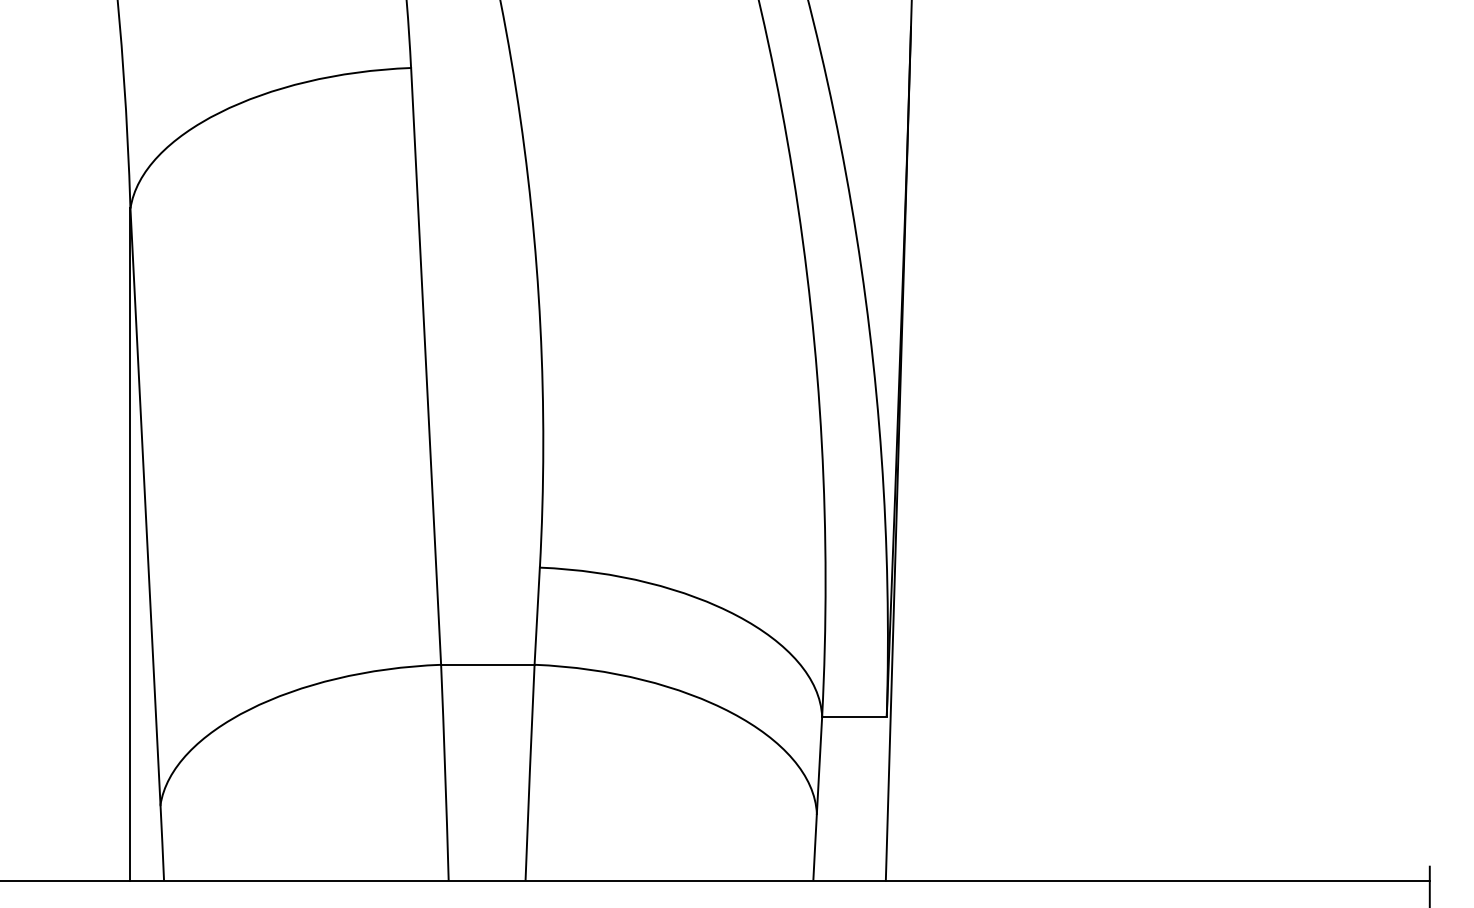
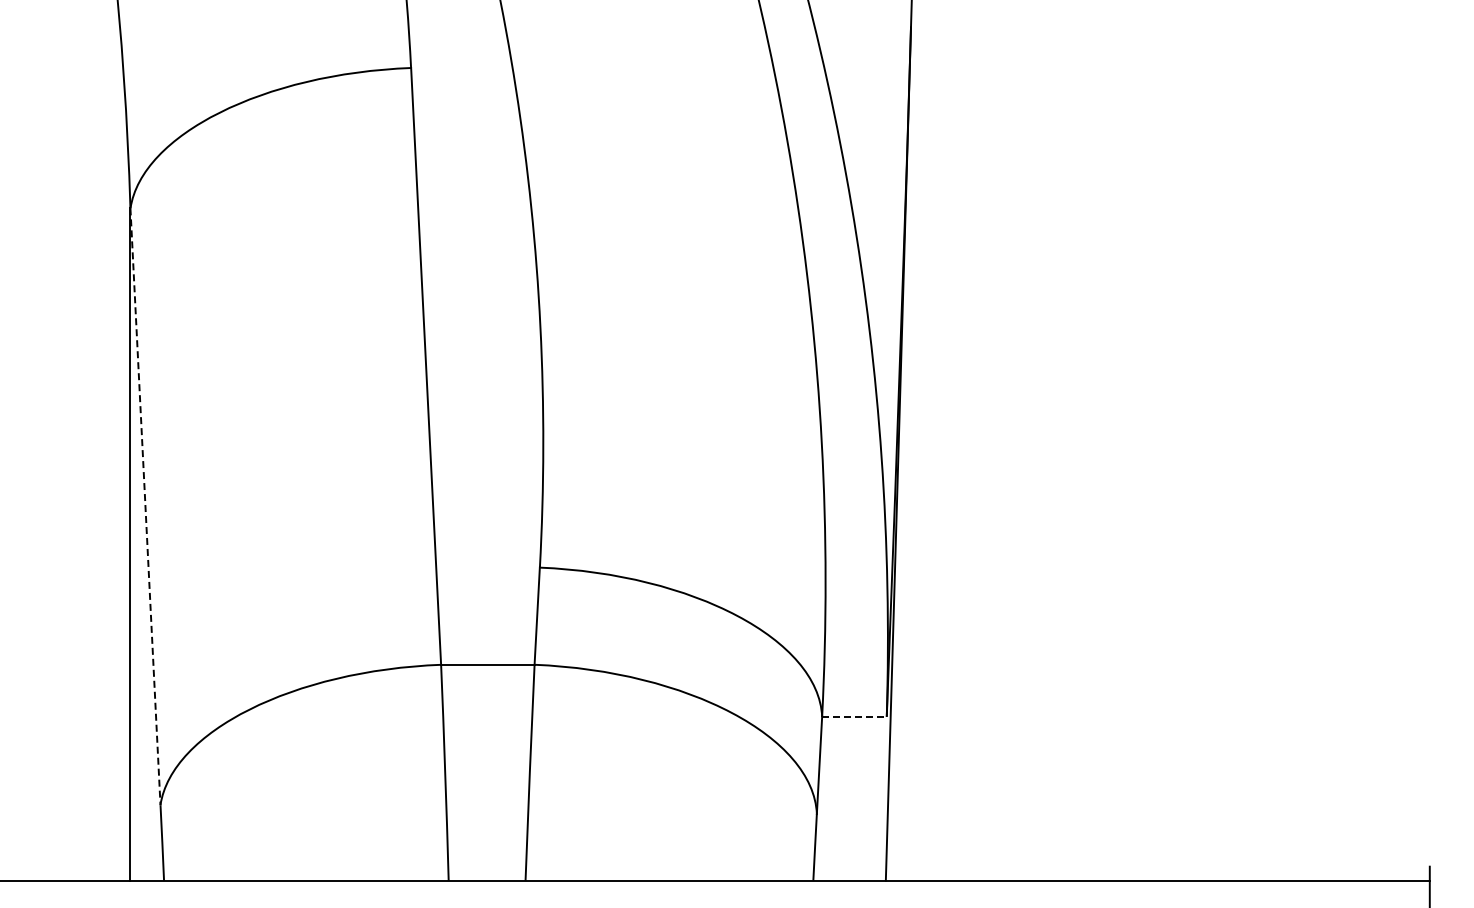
line: solid -> dashed (145, 506)
line: solid -> dashed (854, 716)
